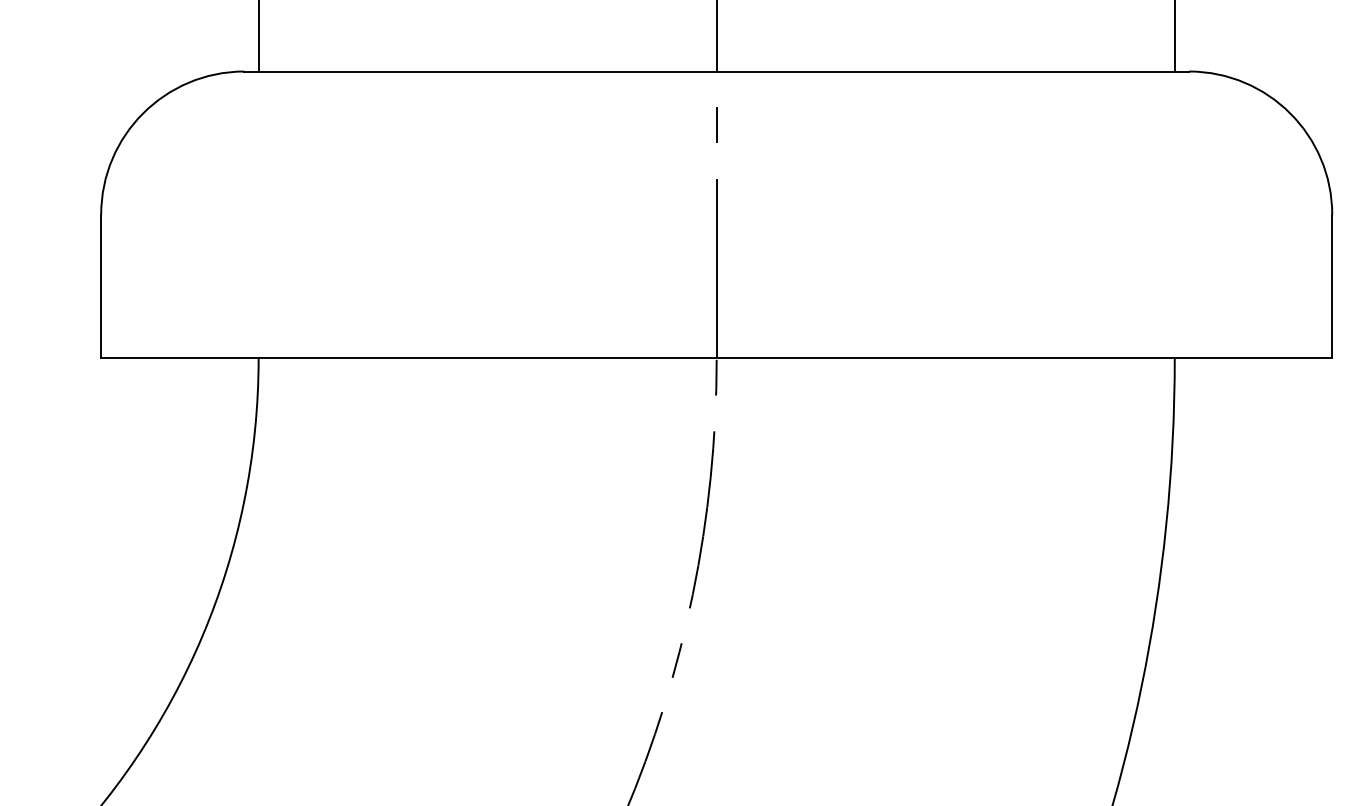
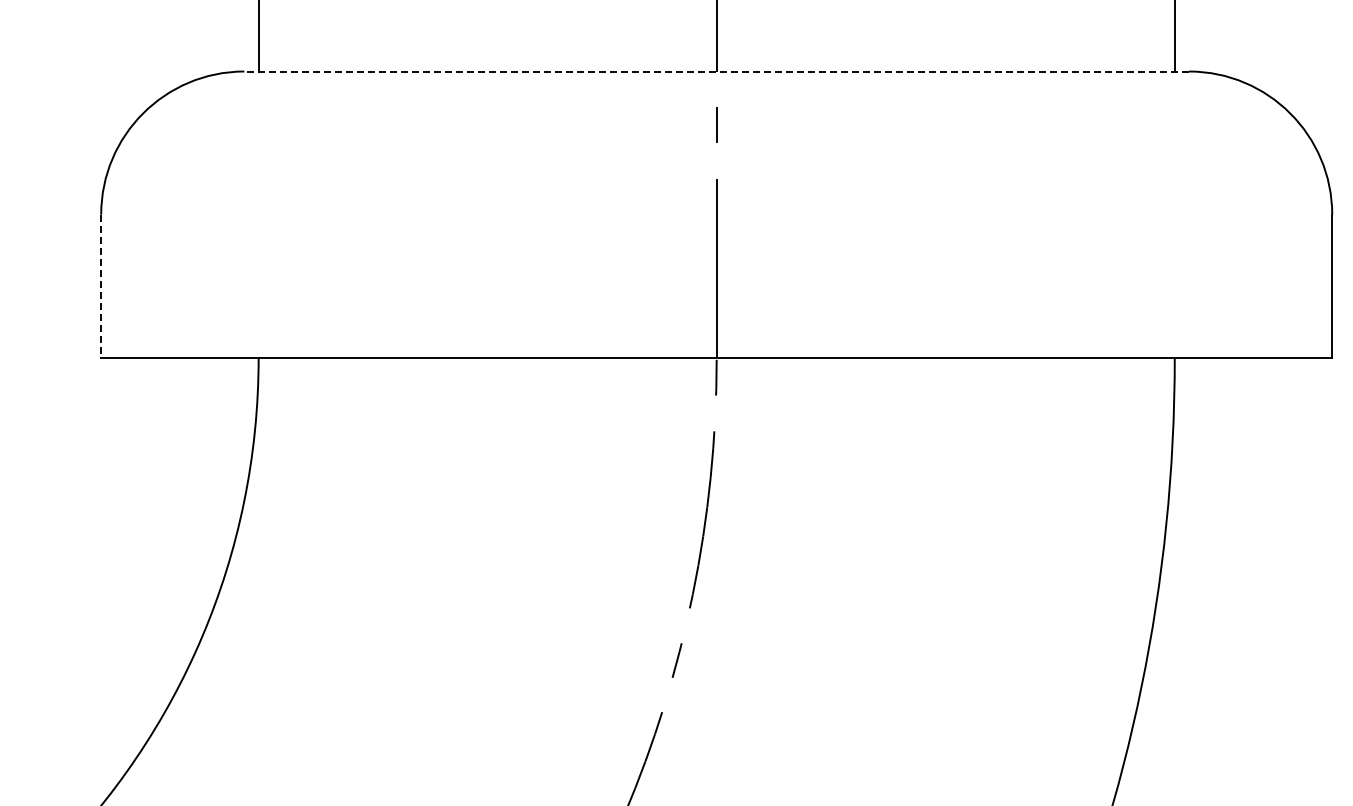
line: solid -> dashed (716, 71)
line: solid -> dashed (101, 286)
